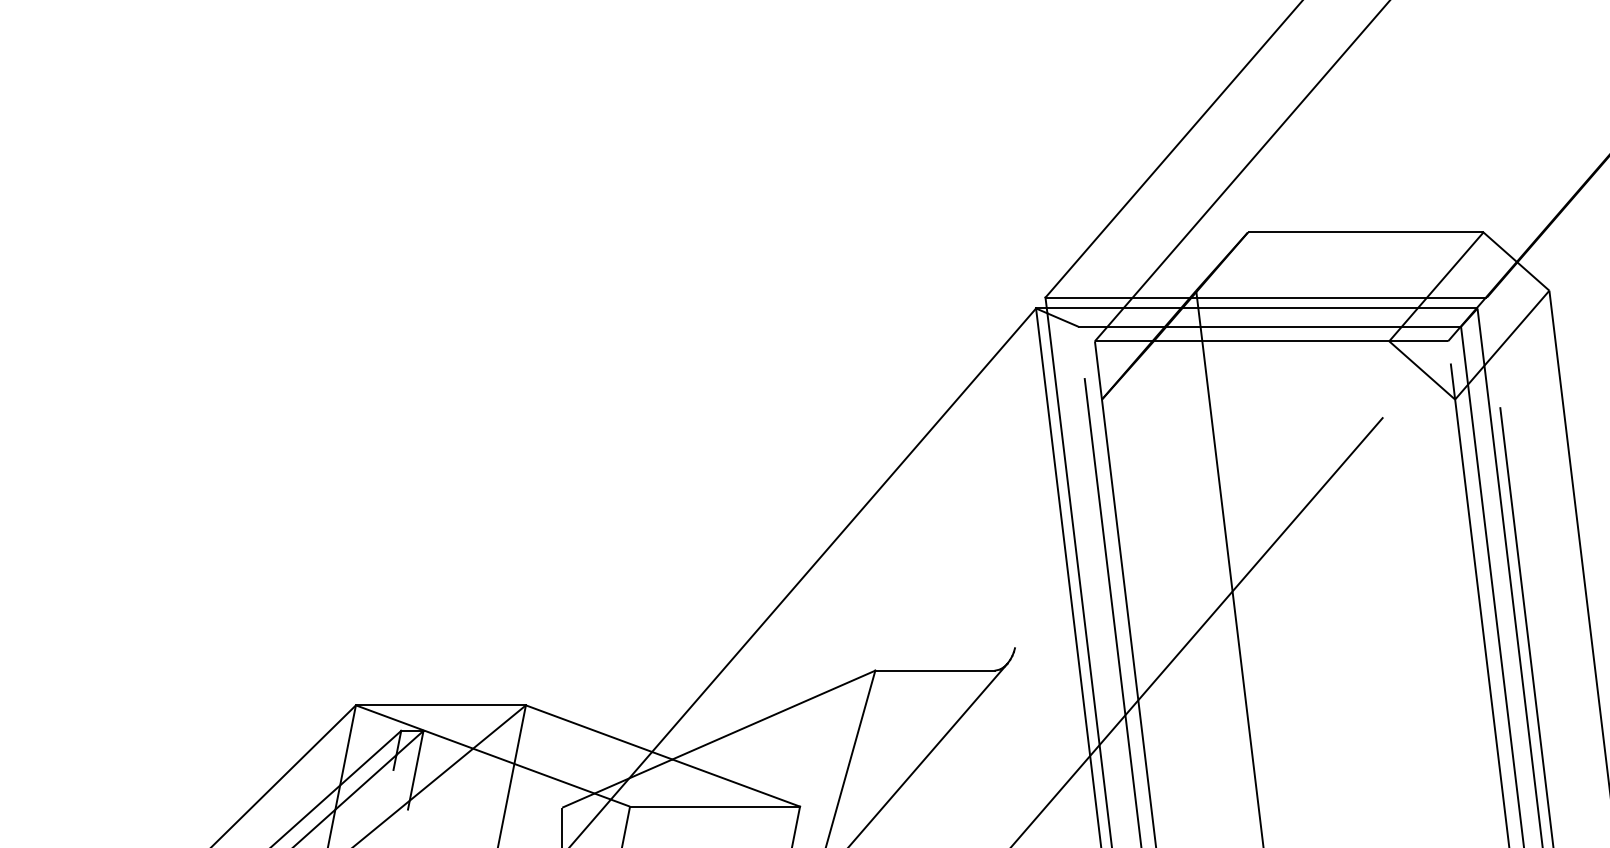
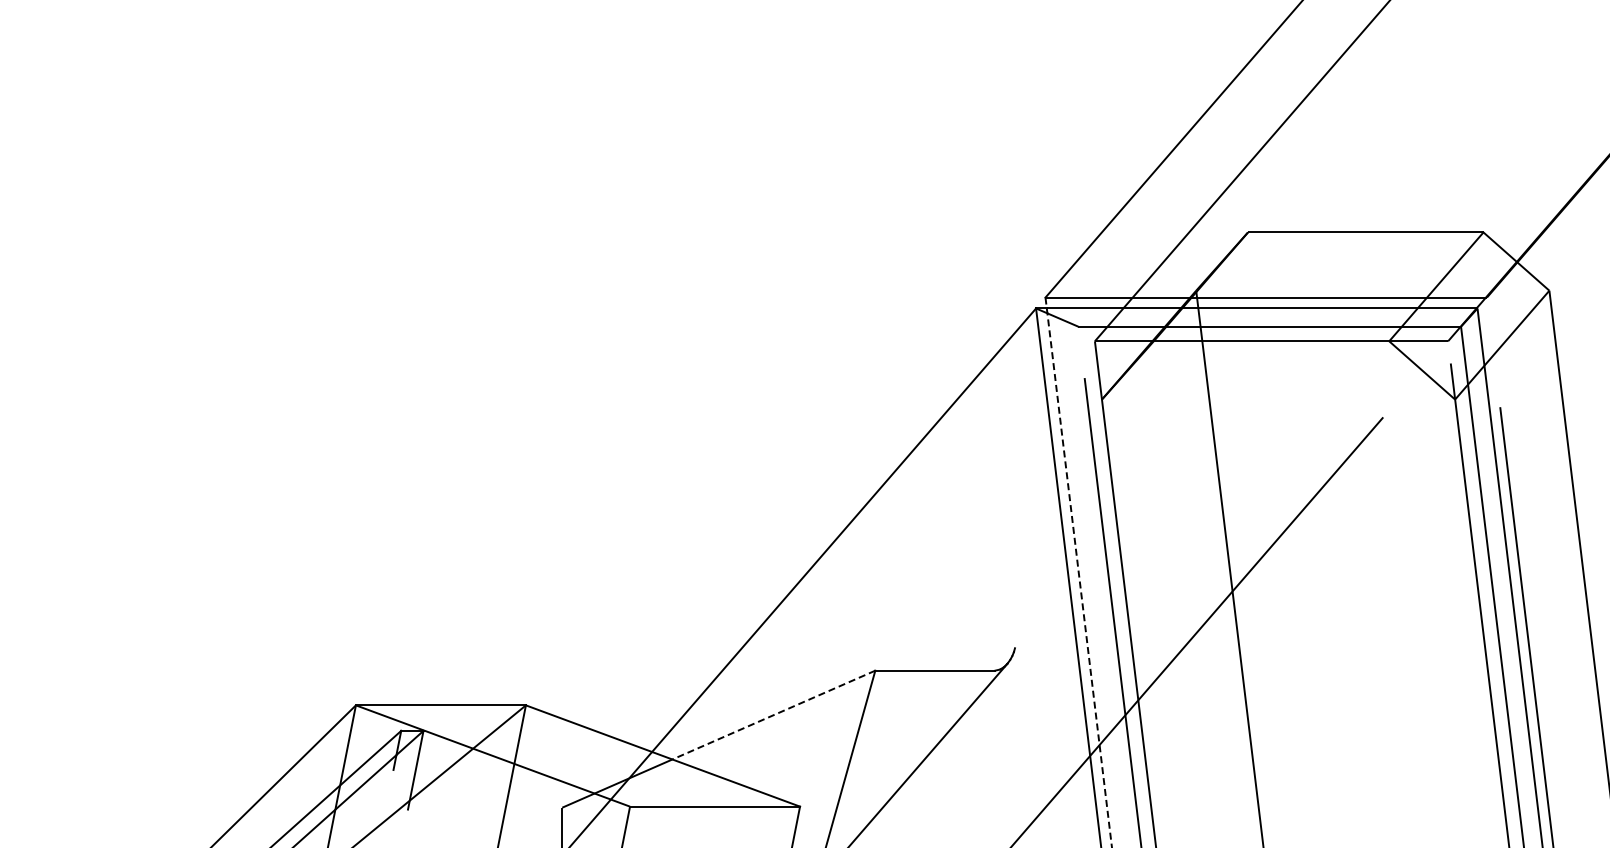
line: solid -> dashed (1078, 572)
line: solid -> dashed (773, 715)
